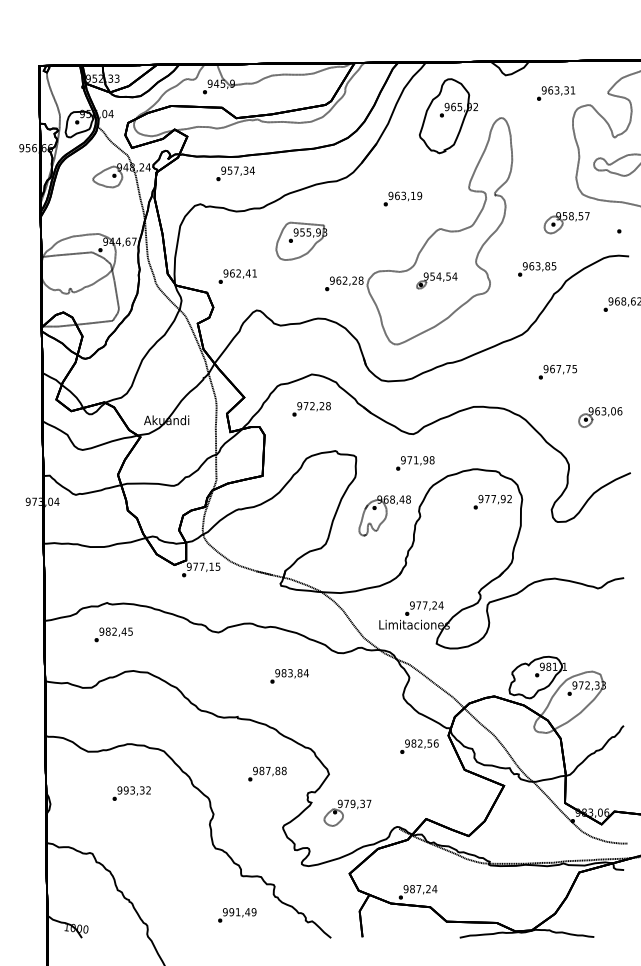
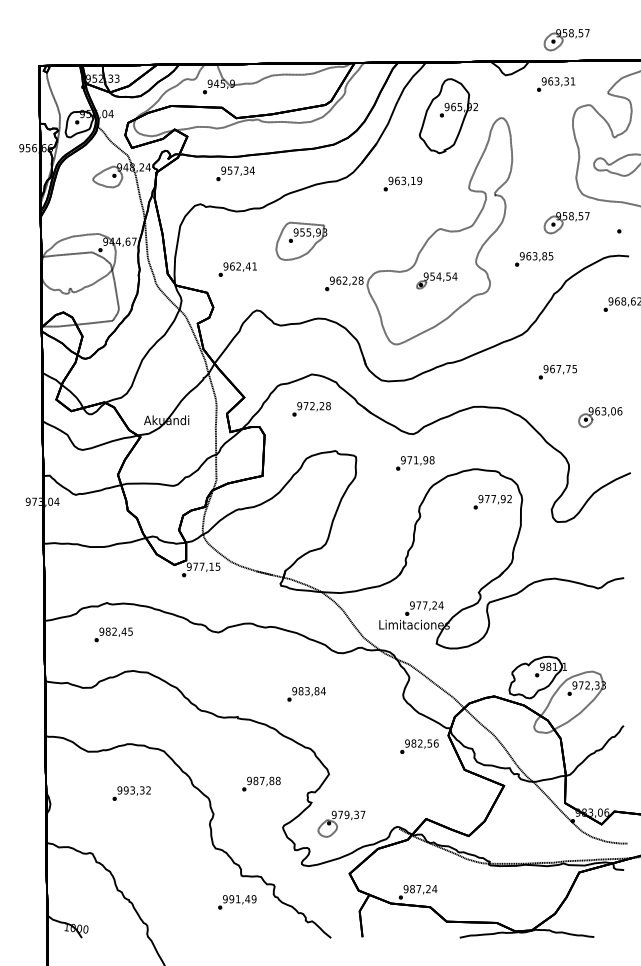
part: none -> present (566, 40)
text position: (556, 93) -> (556, 84) (556, 84)
text position: (402, 198) -> (402, 183) (402, 183)
text position: (537, 269) -> (534, 259) (534, 259)
text position: (237, 276) -> (237, 269) (237, 269)
part: present -> none (384, 515)
text position: (289, 676) -> (306, 694) (306, 694)
text position: (267, 773) -> (261, 783) (261, 783)
part position: (347, 812) -> (341, 823) (341, 823)
text position: (237, 915) -> (237, 902) (237, 902)
